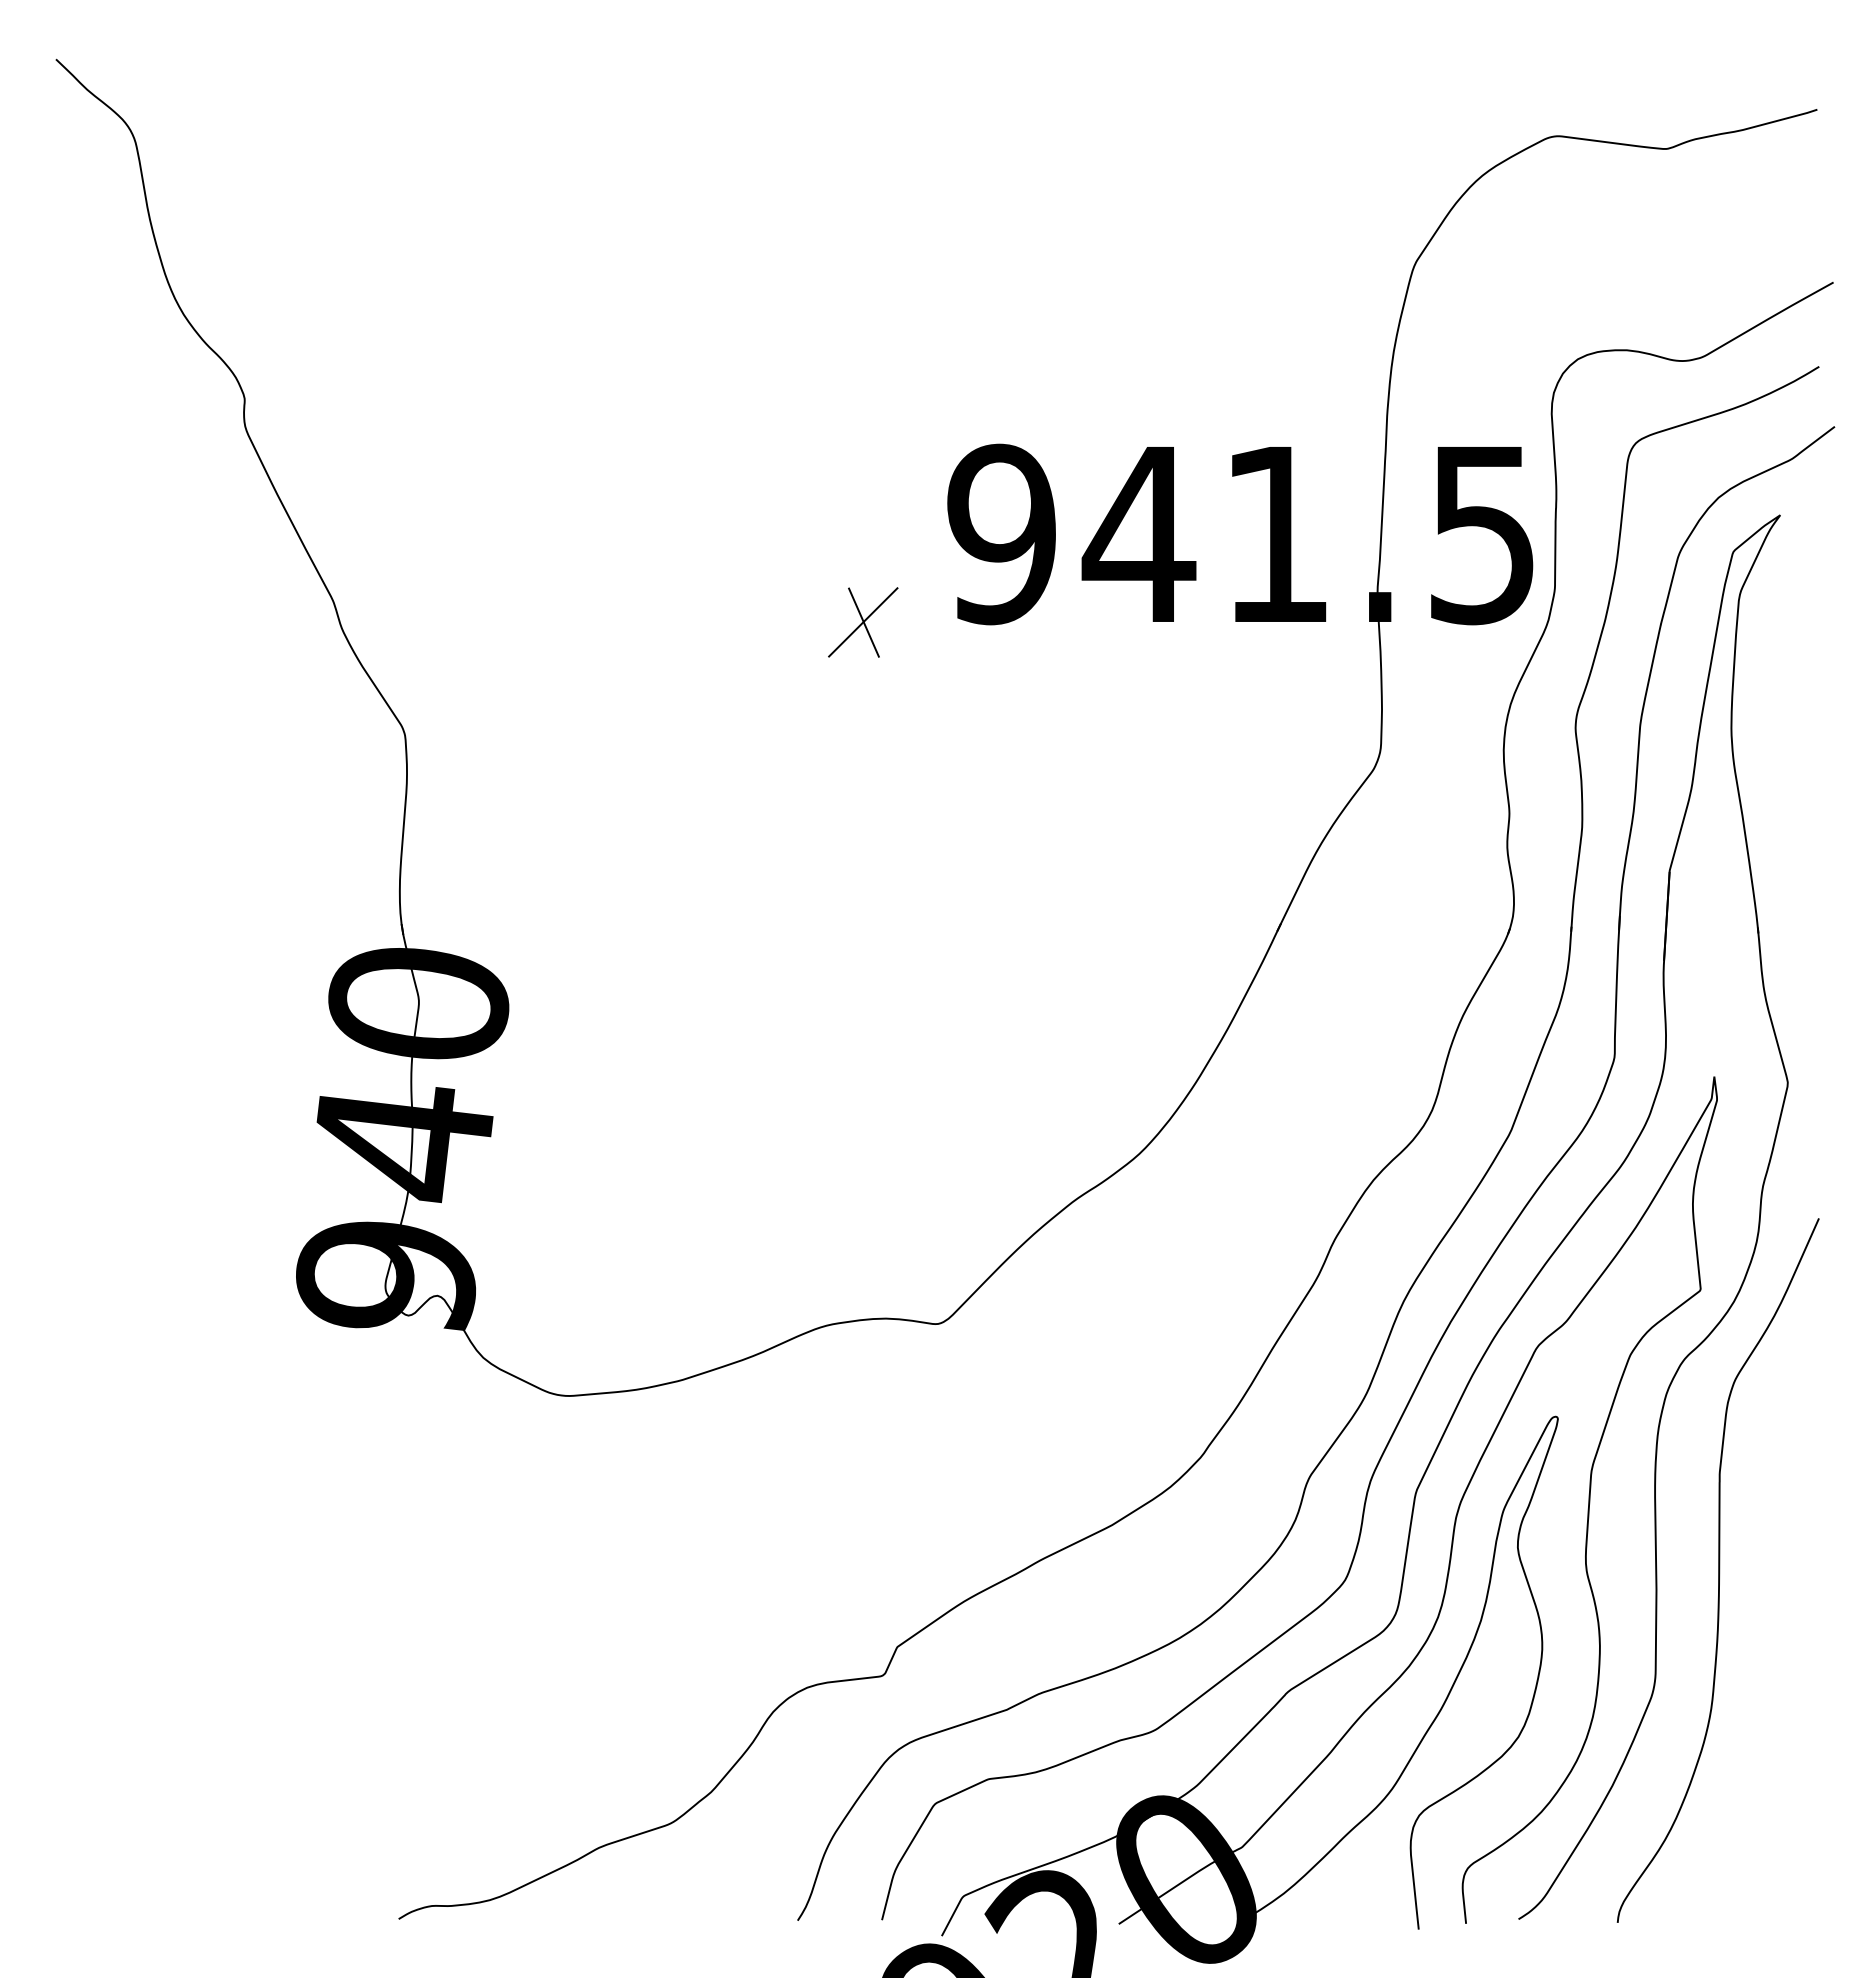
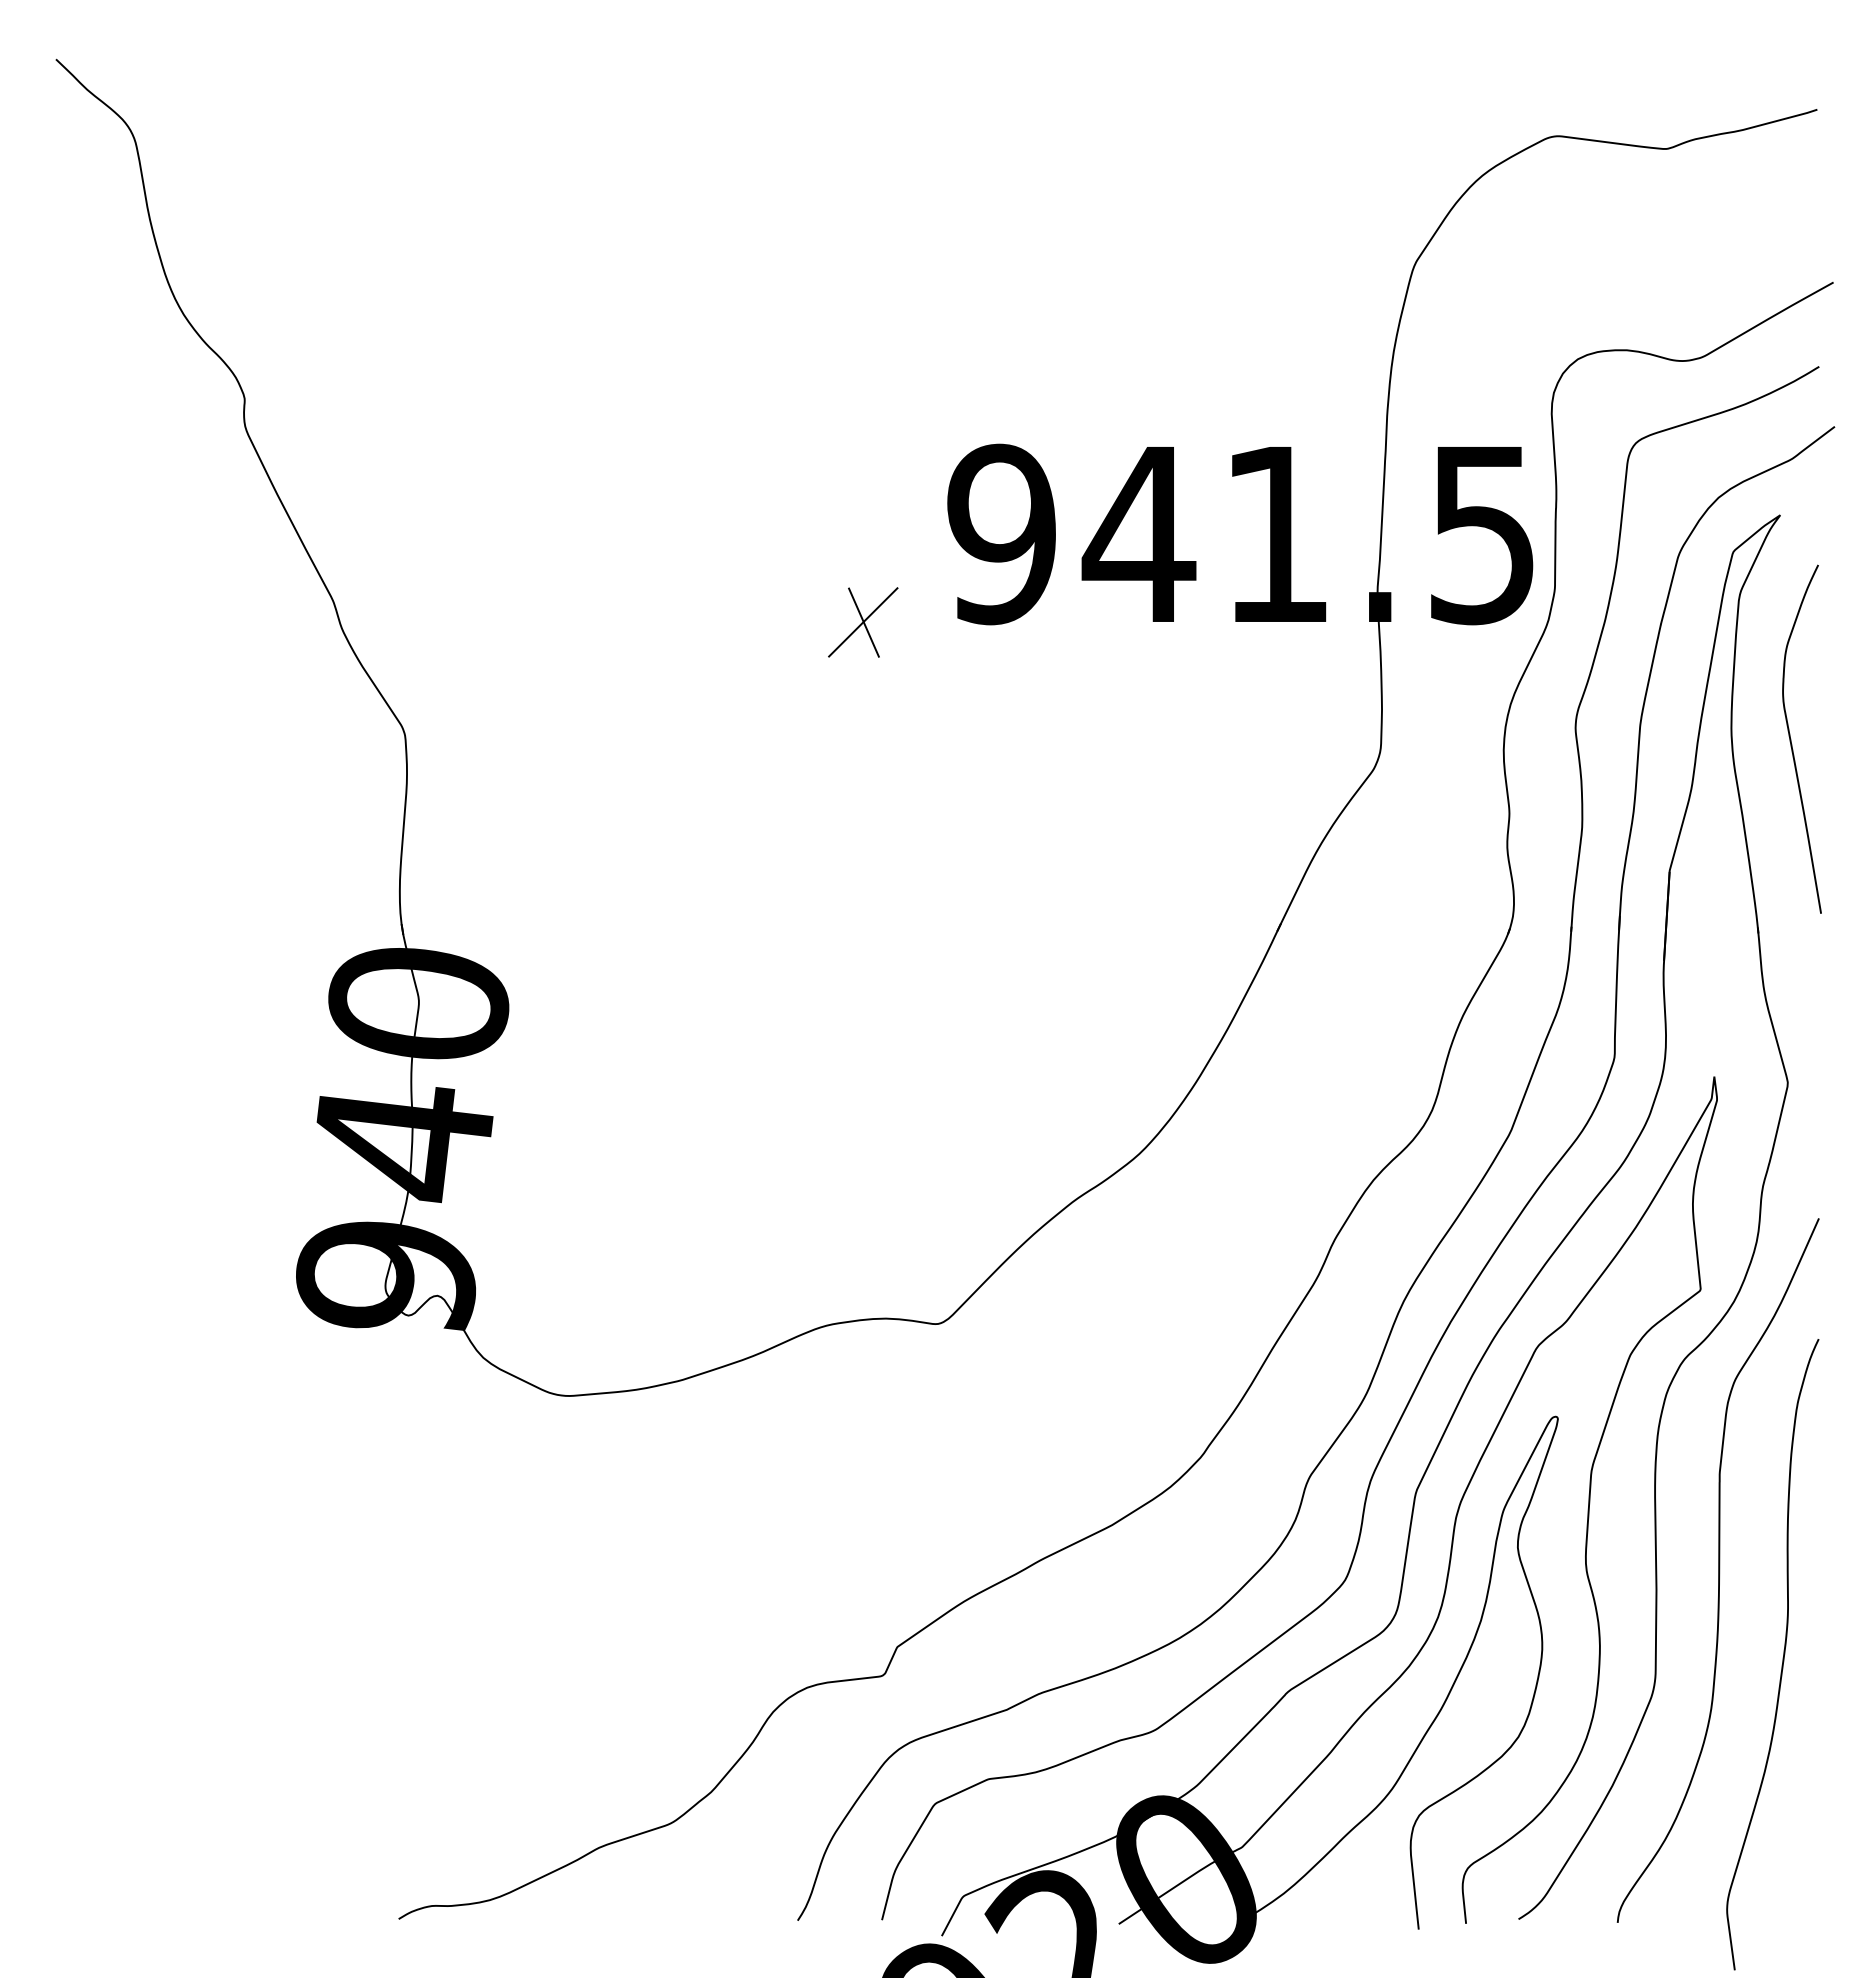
curve: none -> present (1791, 739)
curve: none -> present (1782, 1657)
